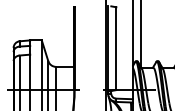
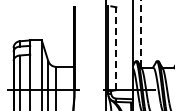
line: solid -> dashed (141, 33)
line: solid -> dashed (116, 48)
